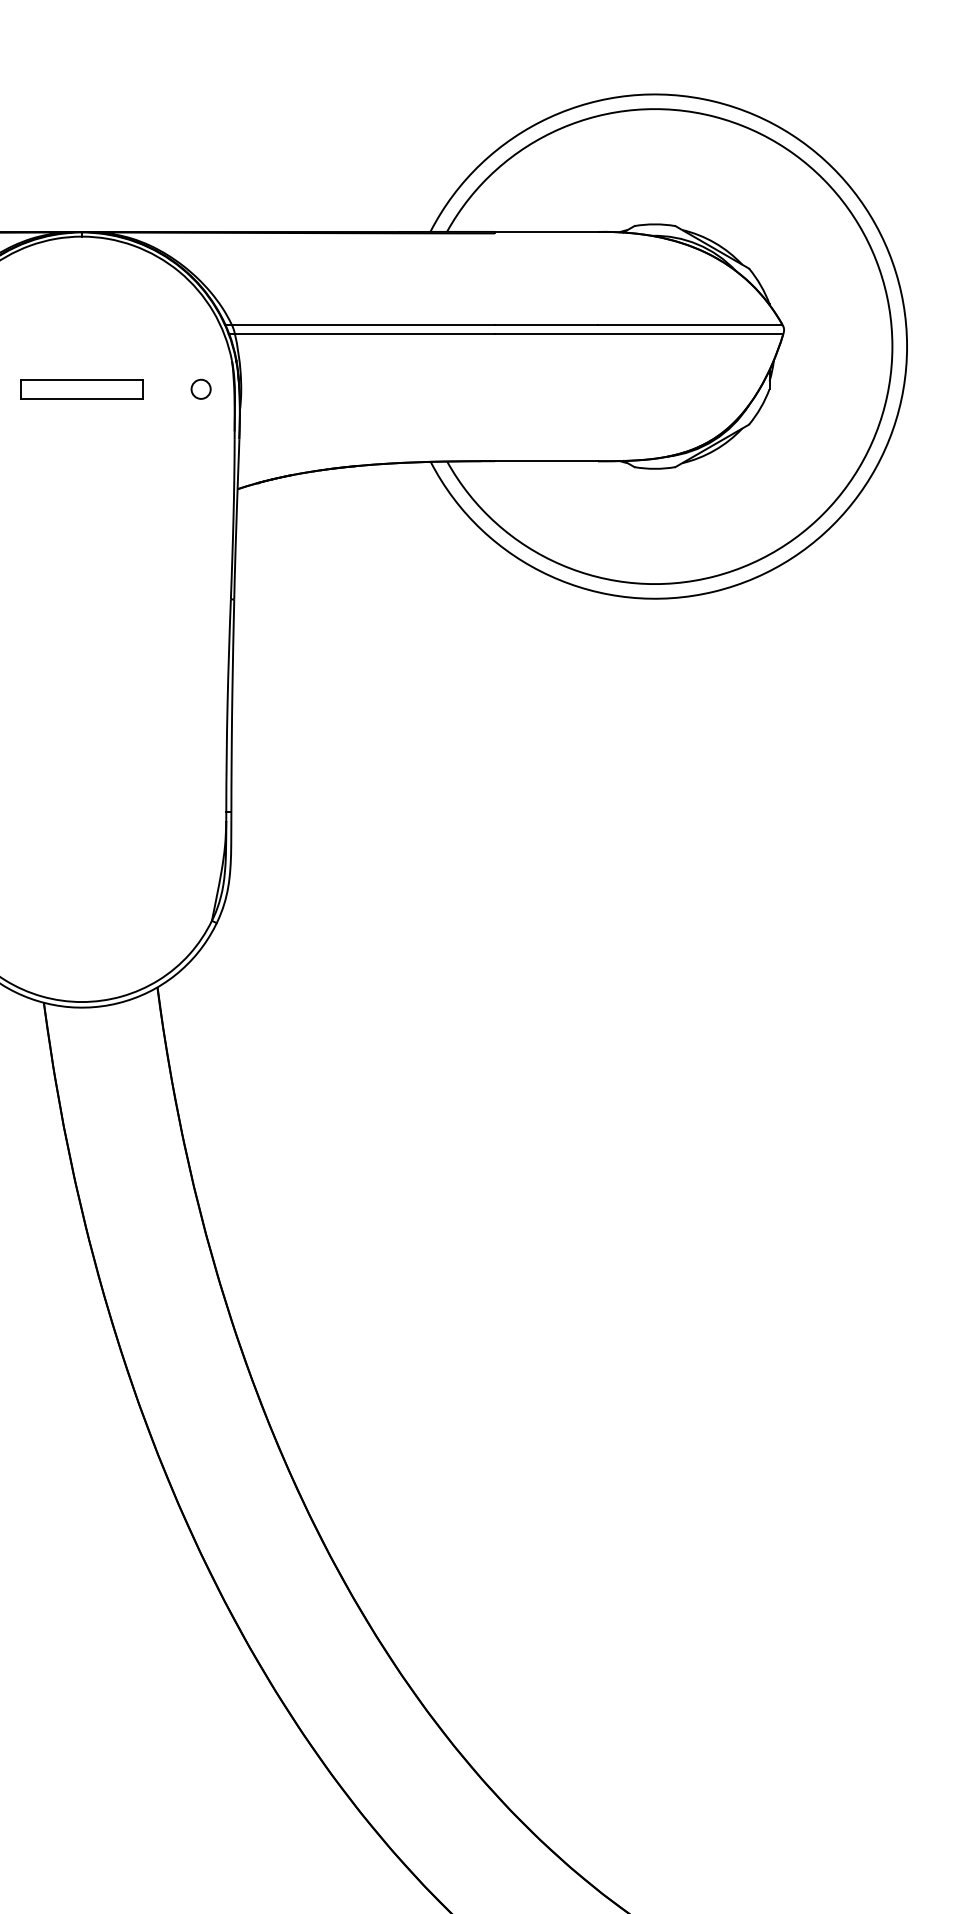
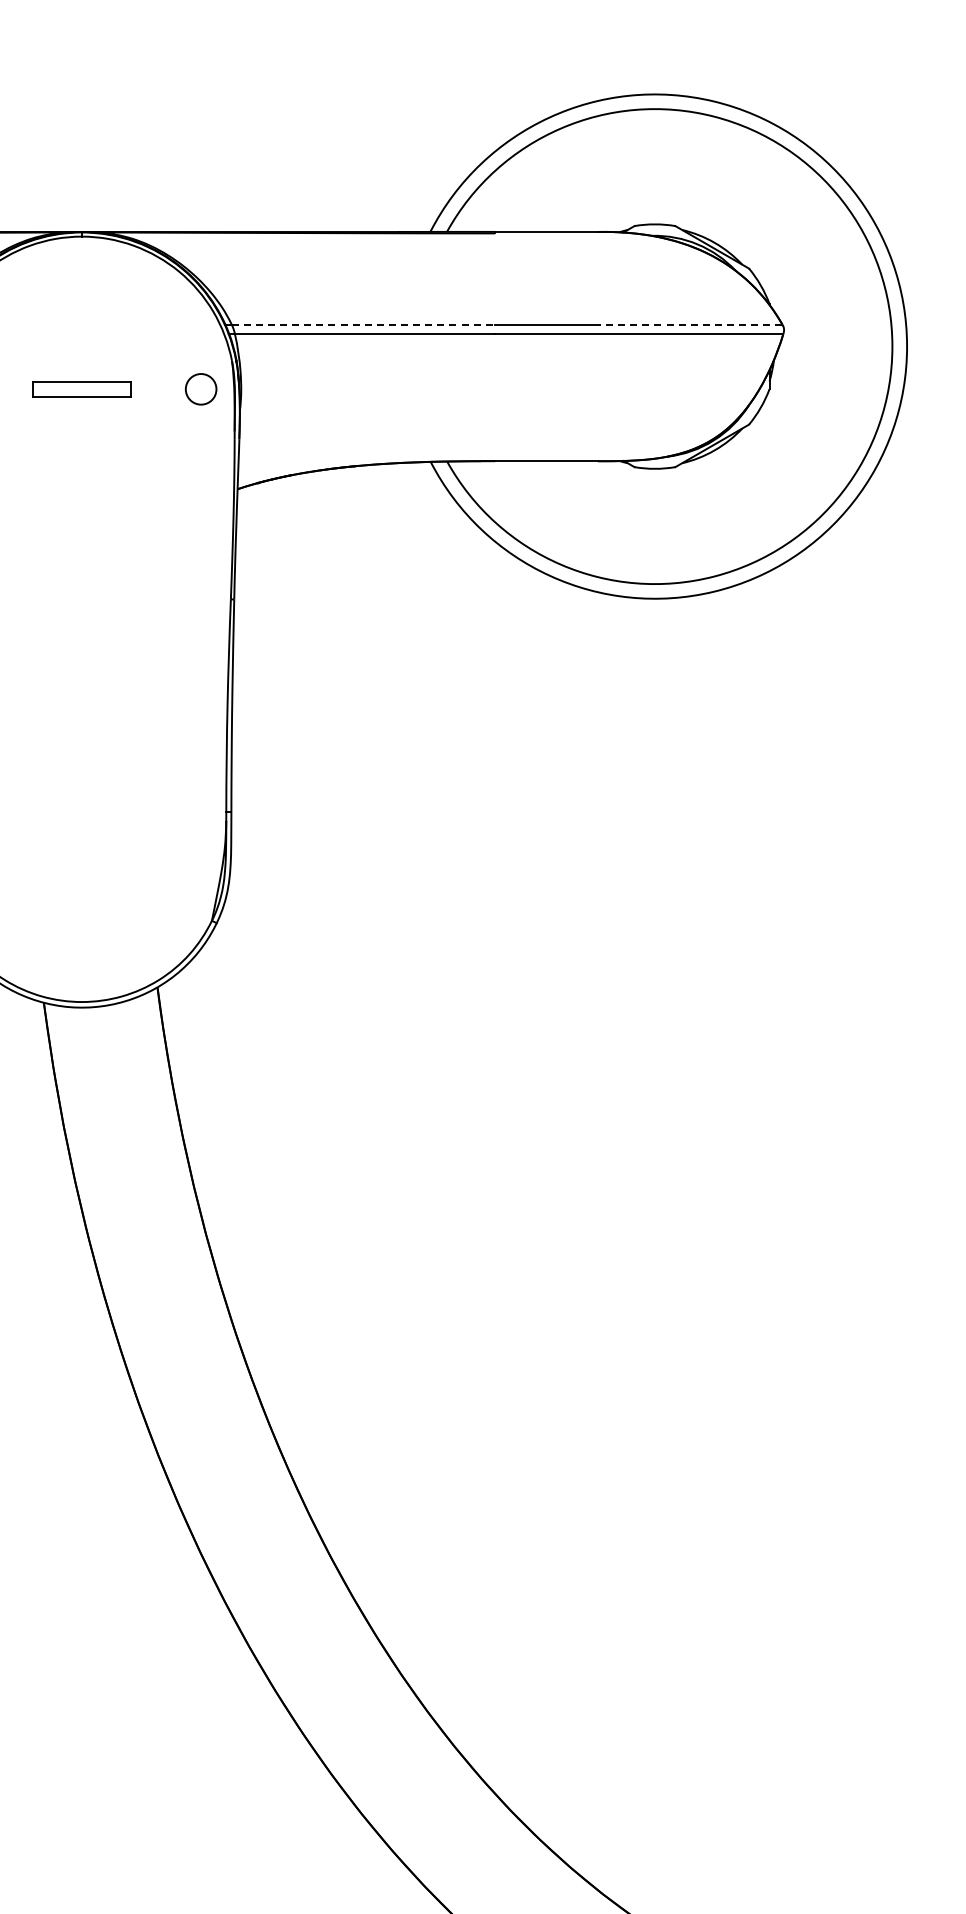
line: solid -> dashed (363, 324)
line: solid -> dashed (689, 324)
circle diameter: 19 px -> 31 px (200, 389)
part size: 124x21 px -> 100x17 px (81, 389)
